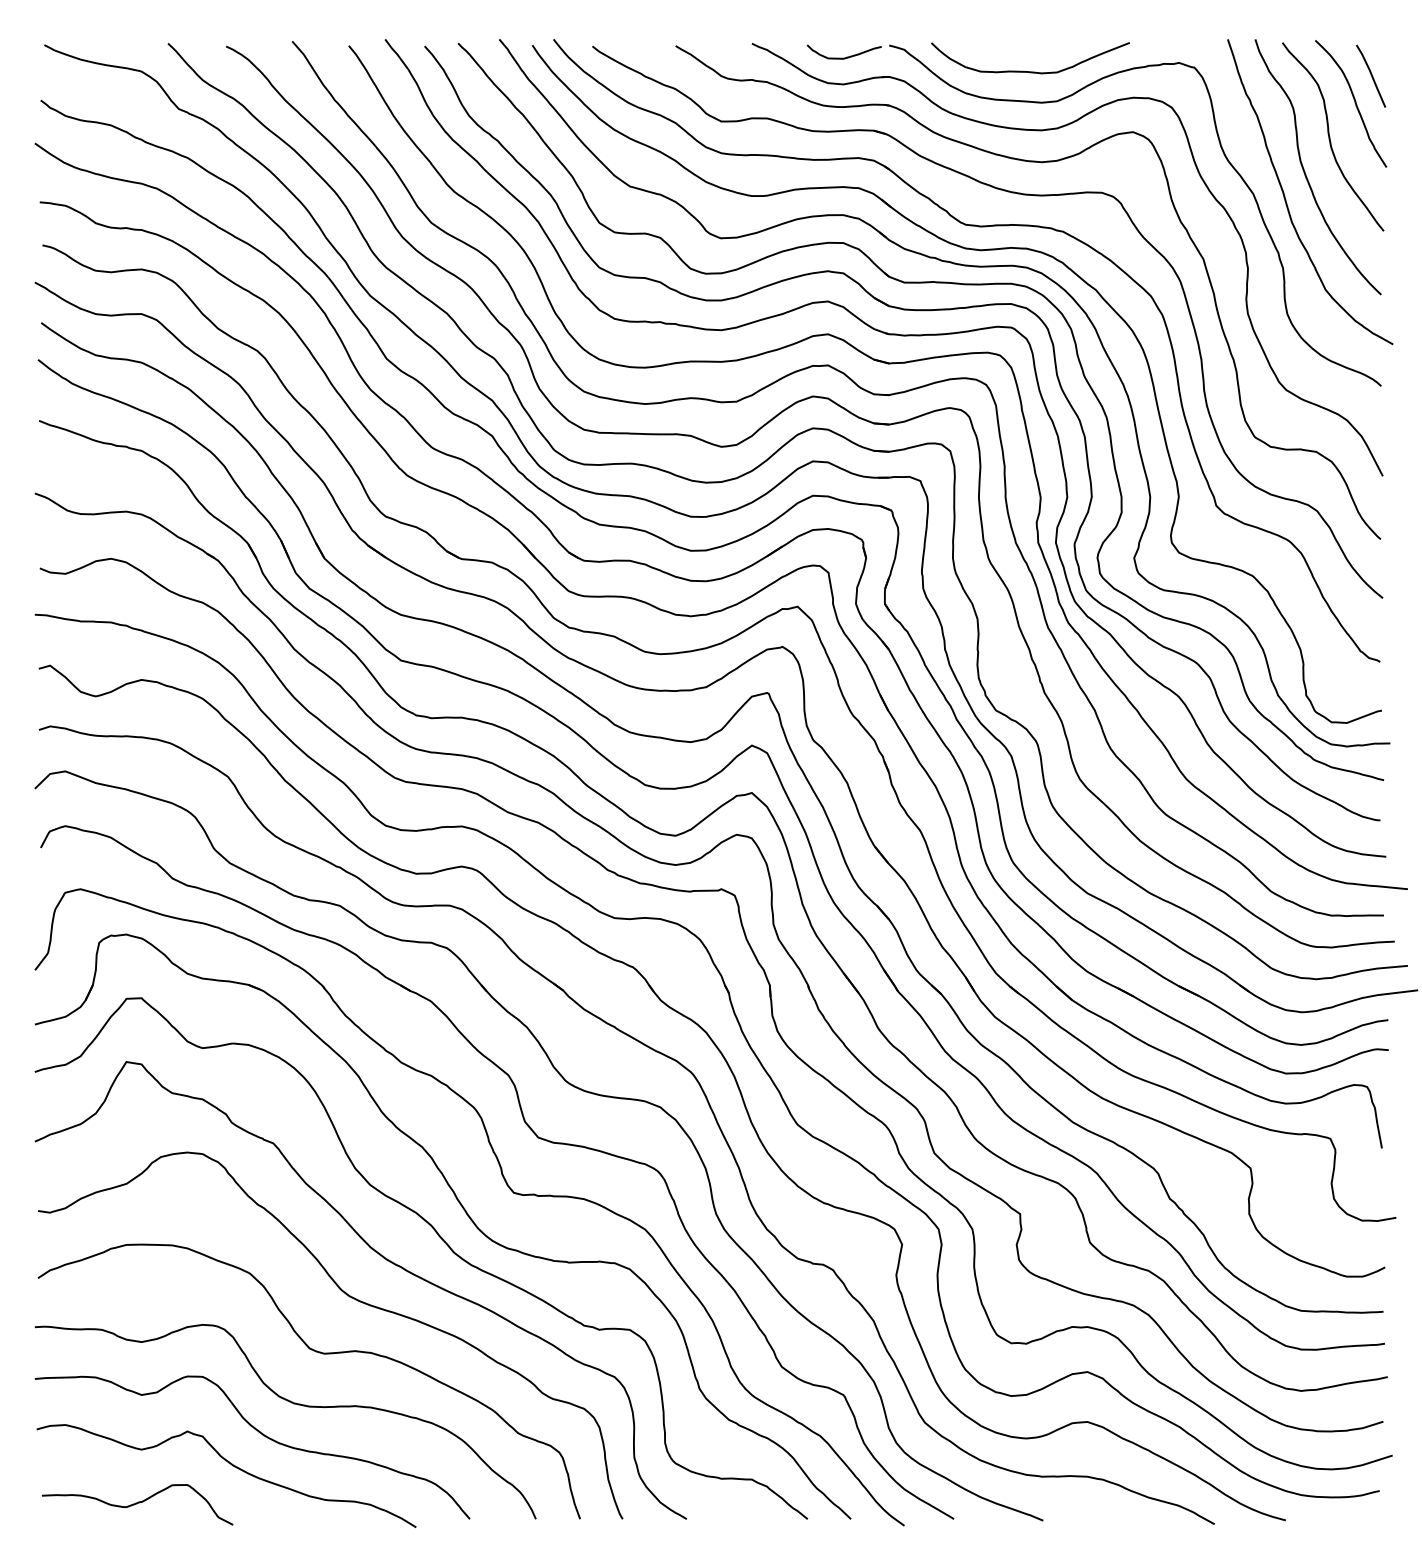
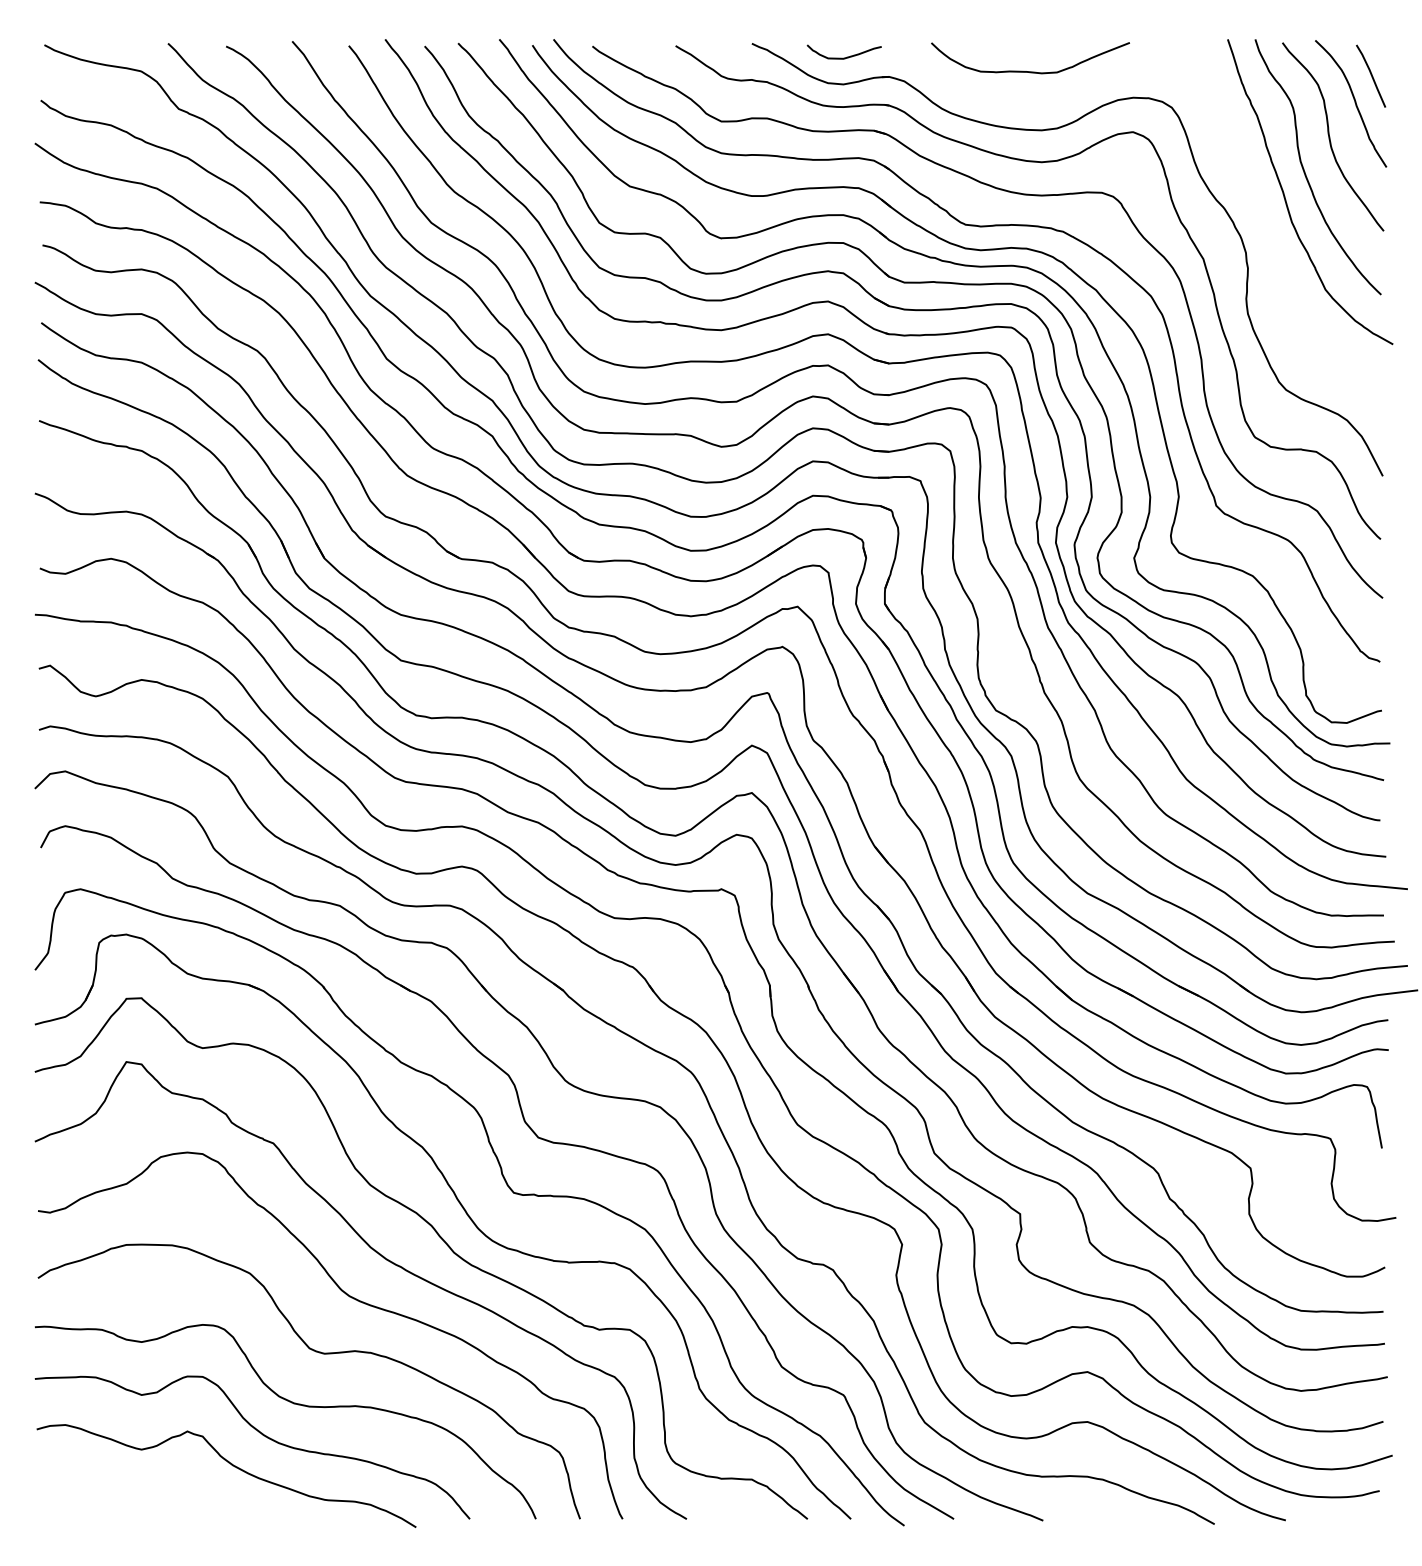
curve: present -> none (1225, 158)
curve: present -> none (137, 1504)
